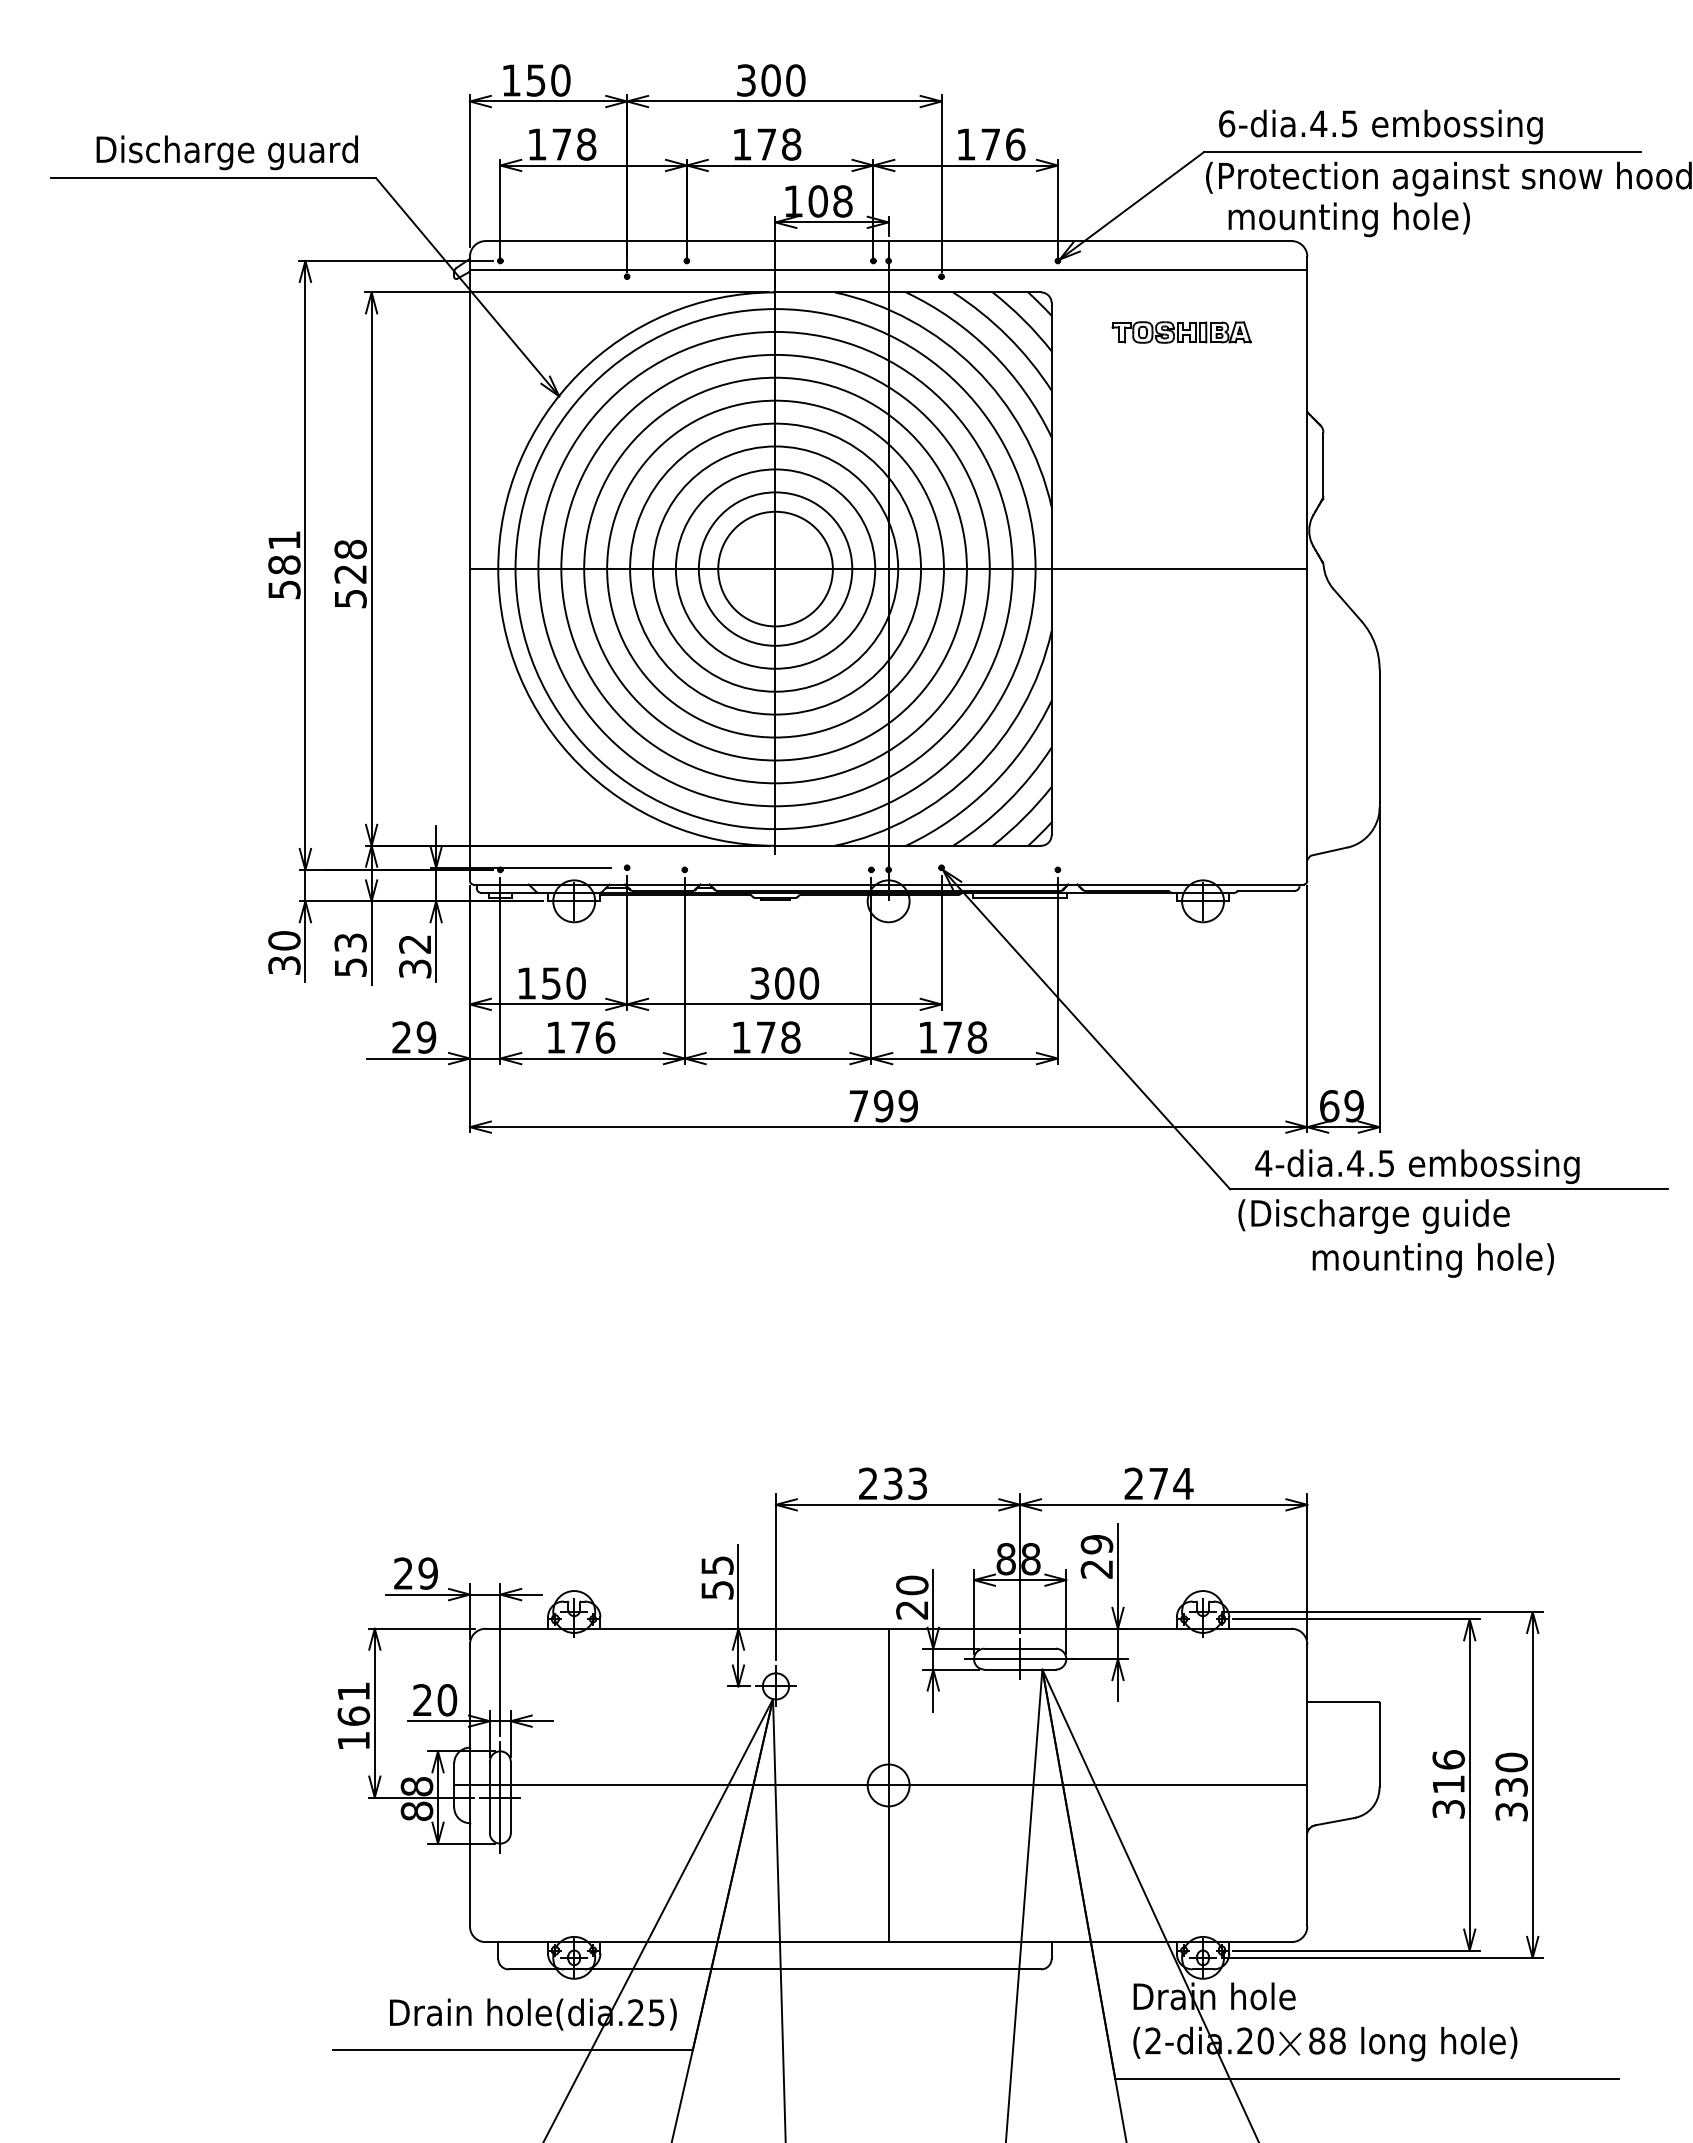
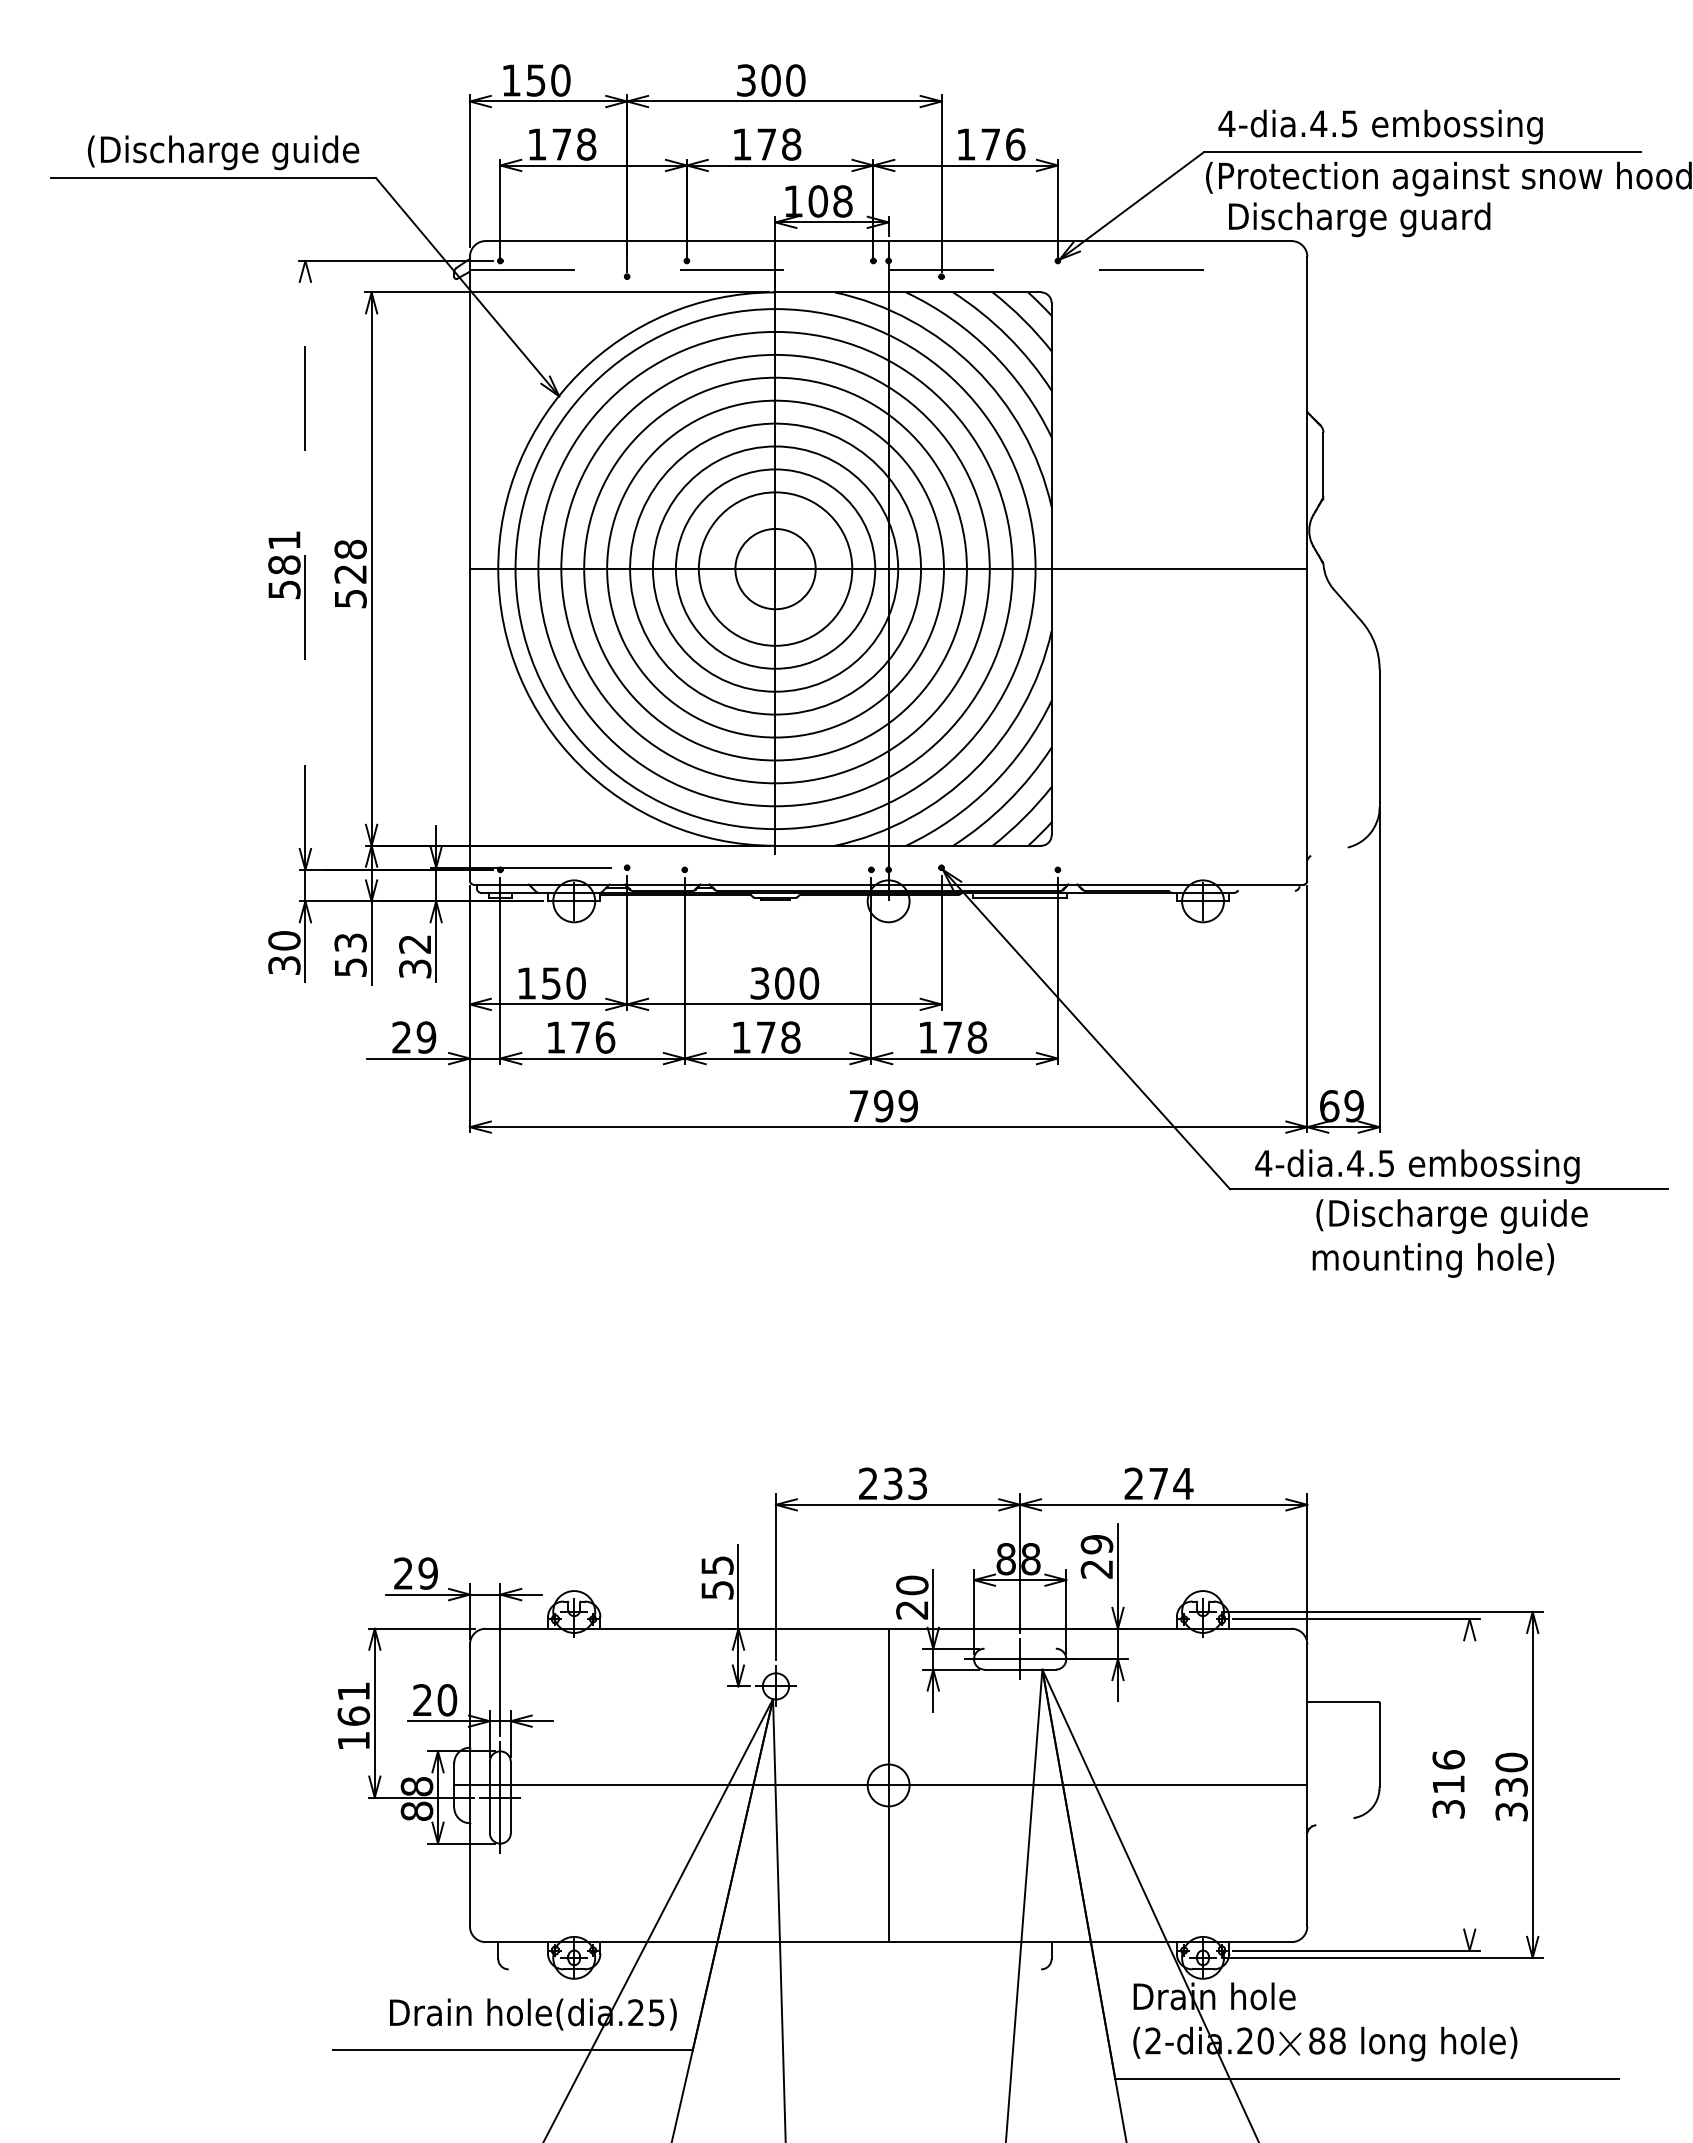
text: 6-dia.4.5 -> 4-dia.4.5 (1226, 123)
text: Discharge guard -> (Discharge guide (223, 152)
text: mounting hole) -> Discharge guard (1359, 219)
line: solid -> dashed (888, 269)
part: present -> none (1181, 332)
line: solid -> dashed (305, 564)
circle diameter: 115 px -> 80 px (775, 568)
line: present -> none (1329, 851)
line: present -> none (1266, 890)
text position: (1373, 1216) -> (1451, 1216) (1451, 1216)
line: present -> none (1019, 1648)
line: present -> none (1469, 1784)
line: present -> none (1334, 1821)
line: present -> none (774, 1969)
